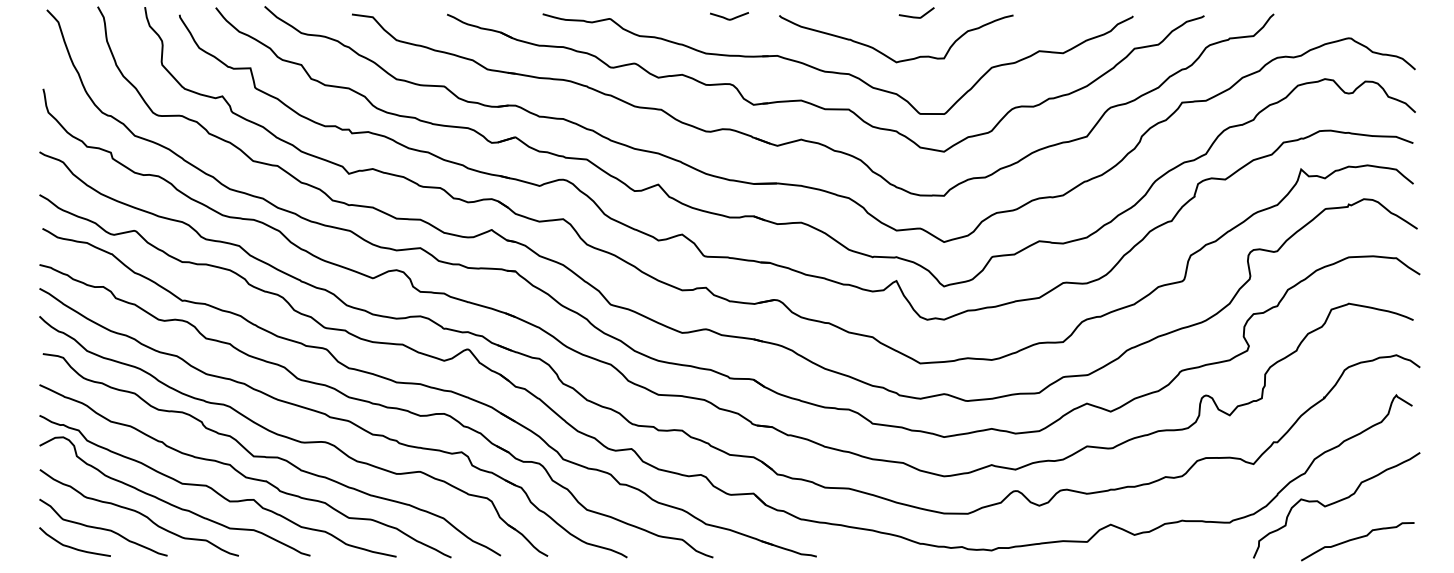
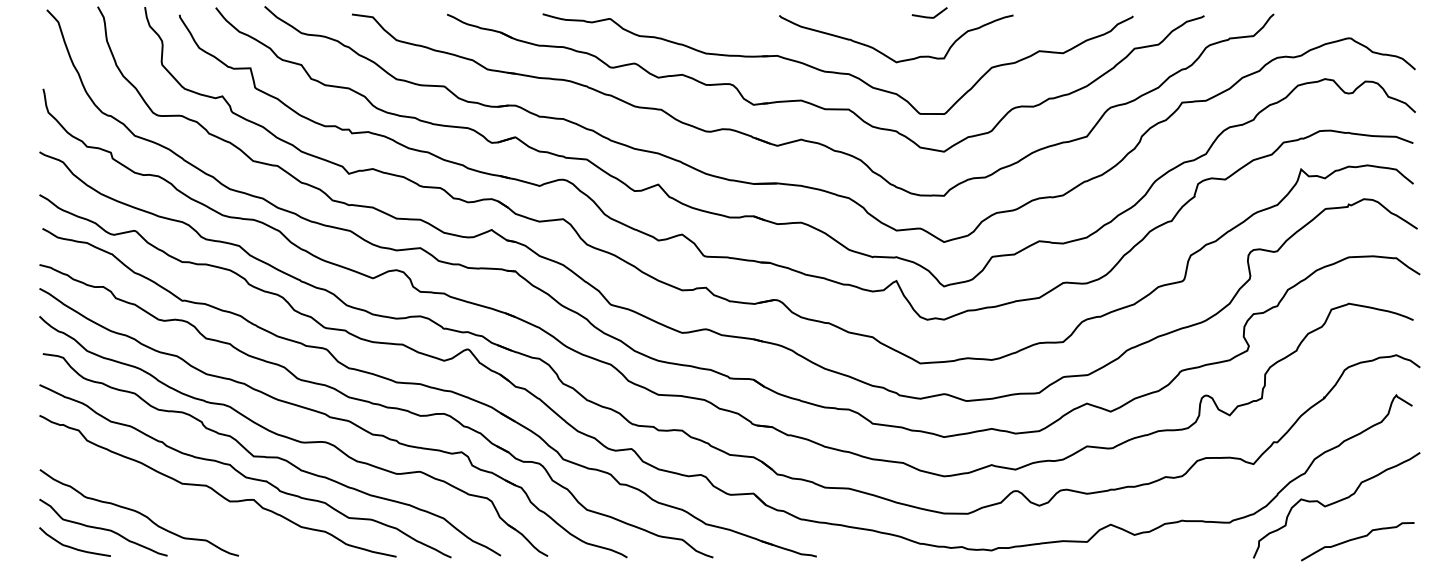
curve position: (916, 16) -> (929, 16) (929, 16)
curve: present -> none (729, 18)
curve: present -> none (171, 503)
